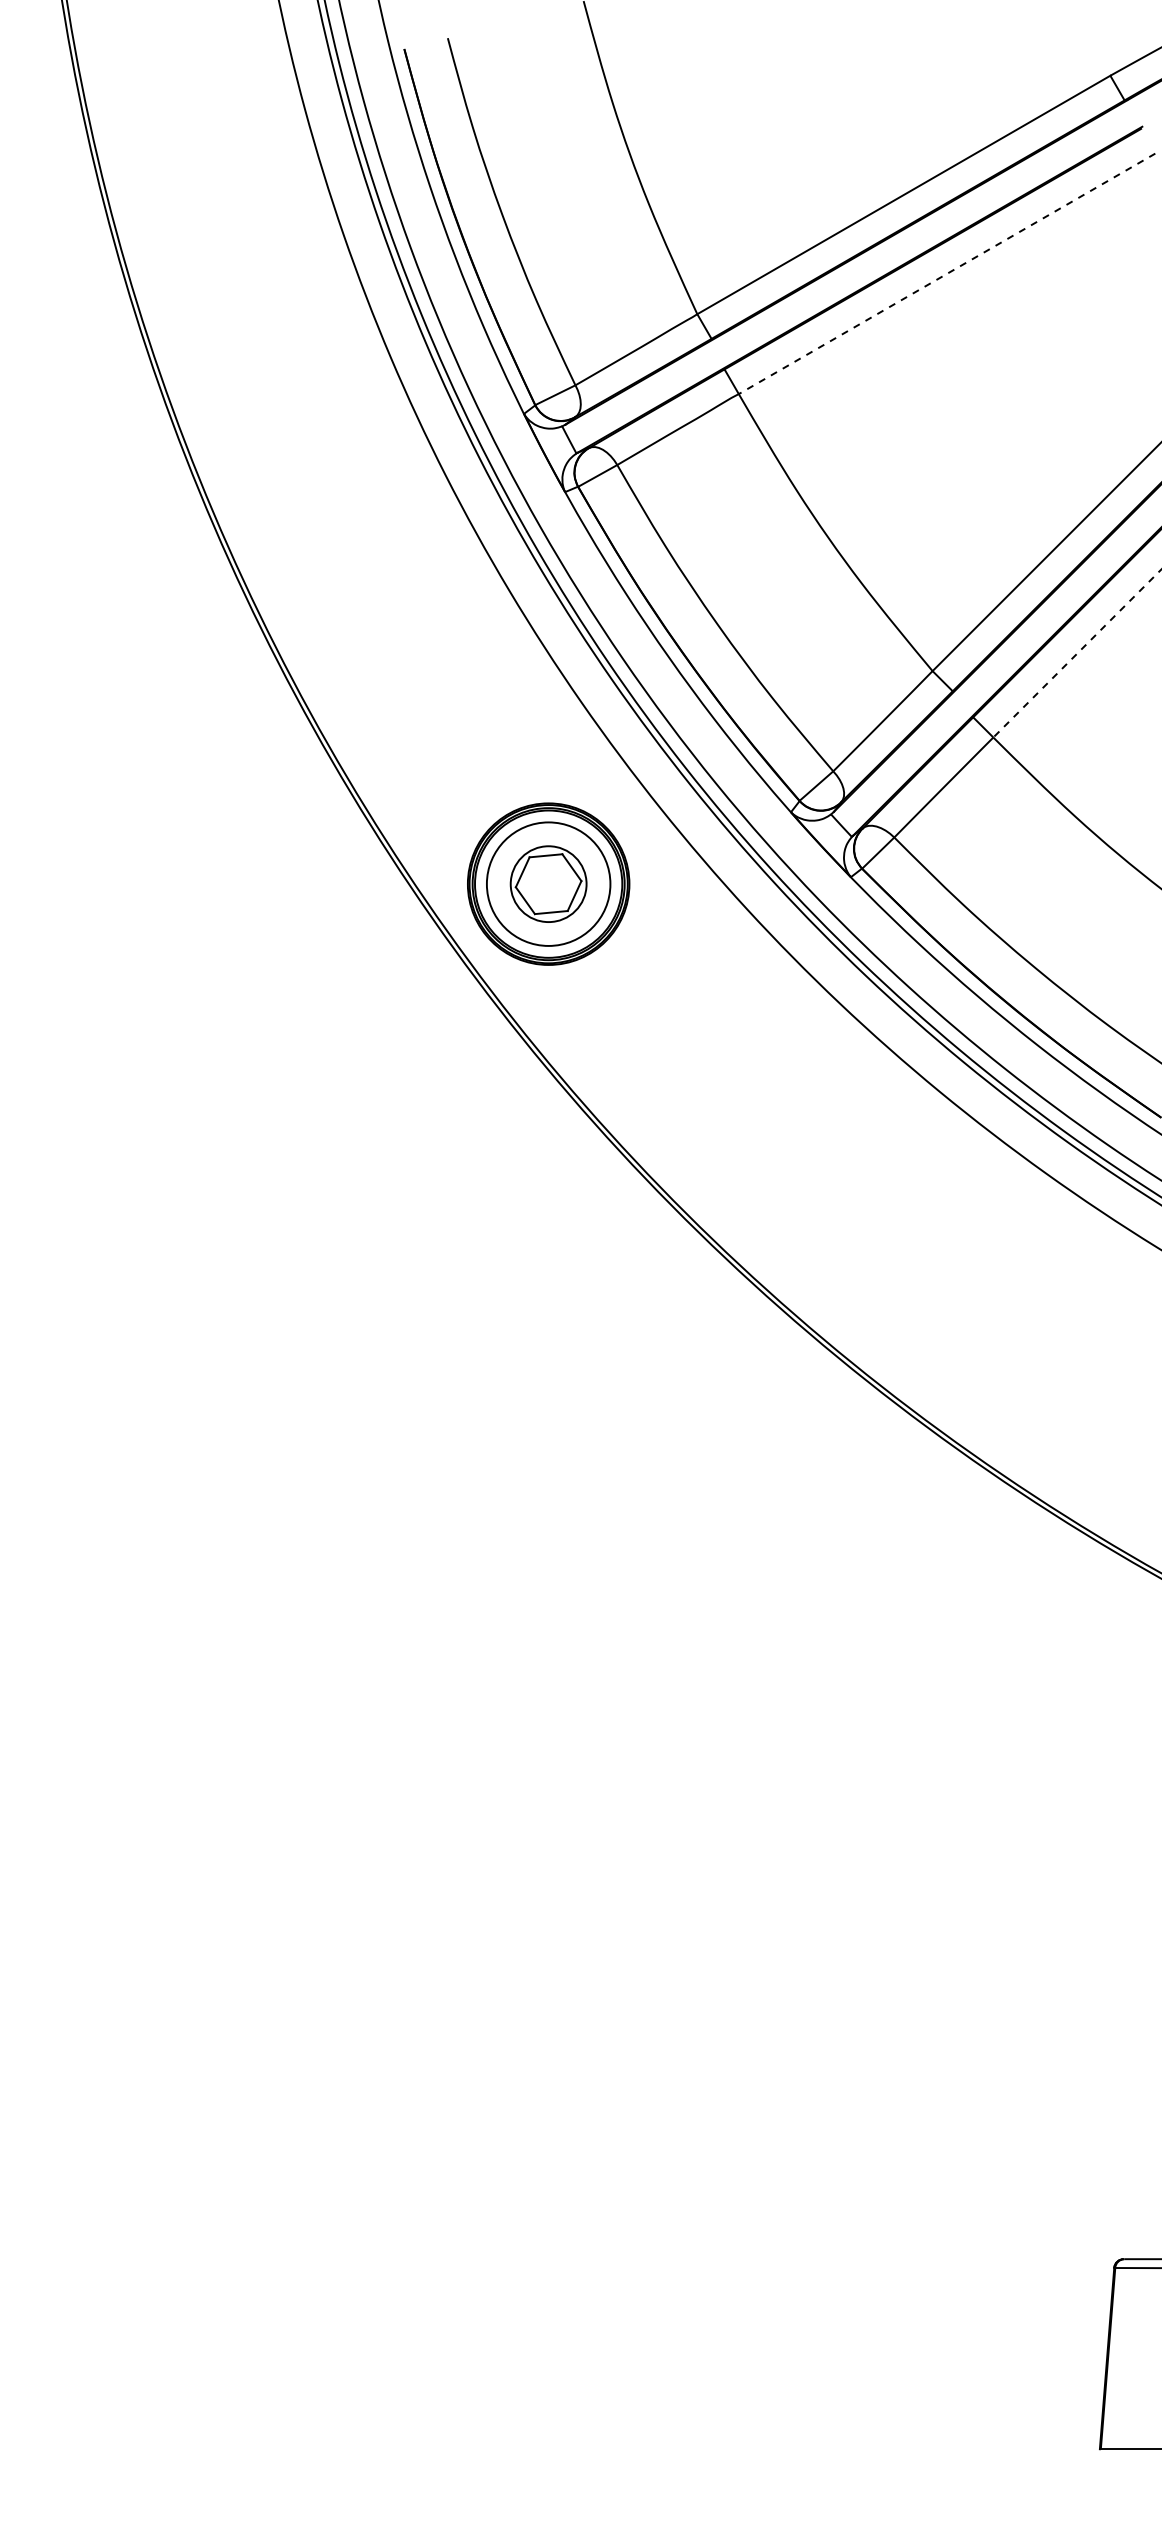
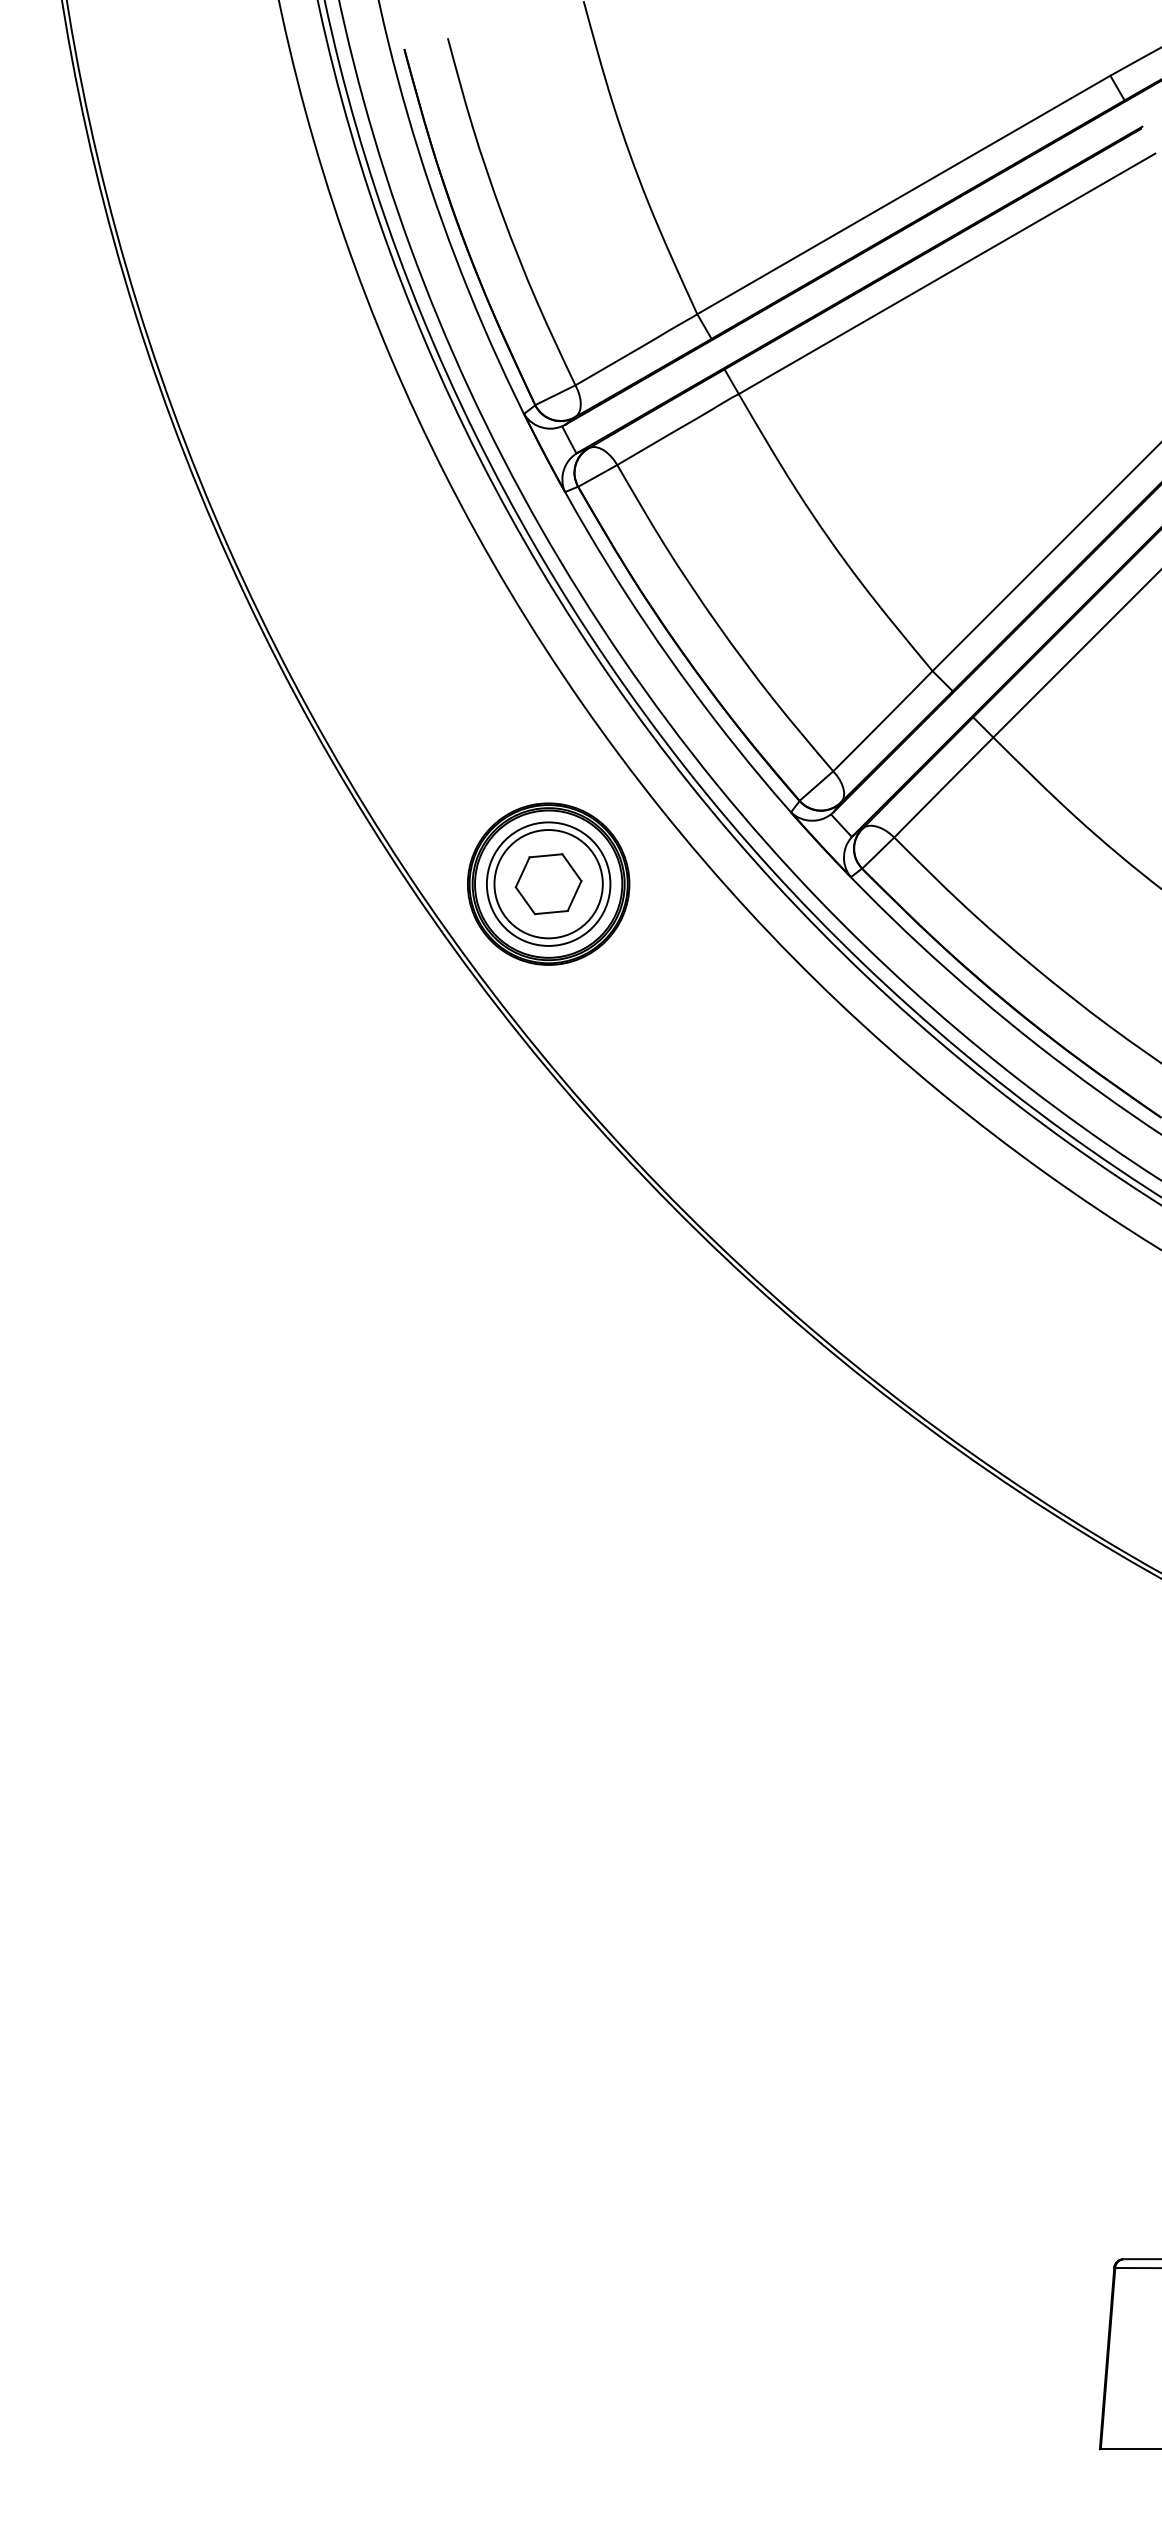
line: dashed -> solid (946, 274)
line: dashed -> solid (1077, 653)
circle diameter: 76 px -> 108 px (548, 884)
